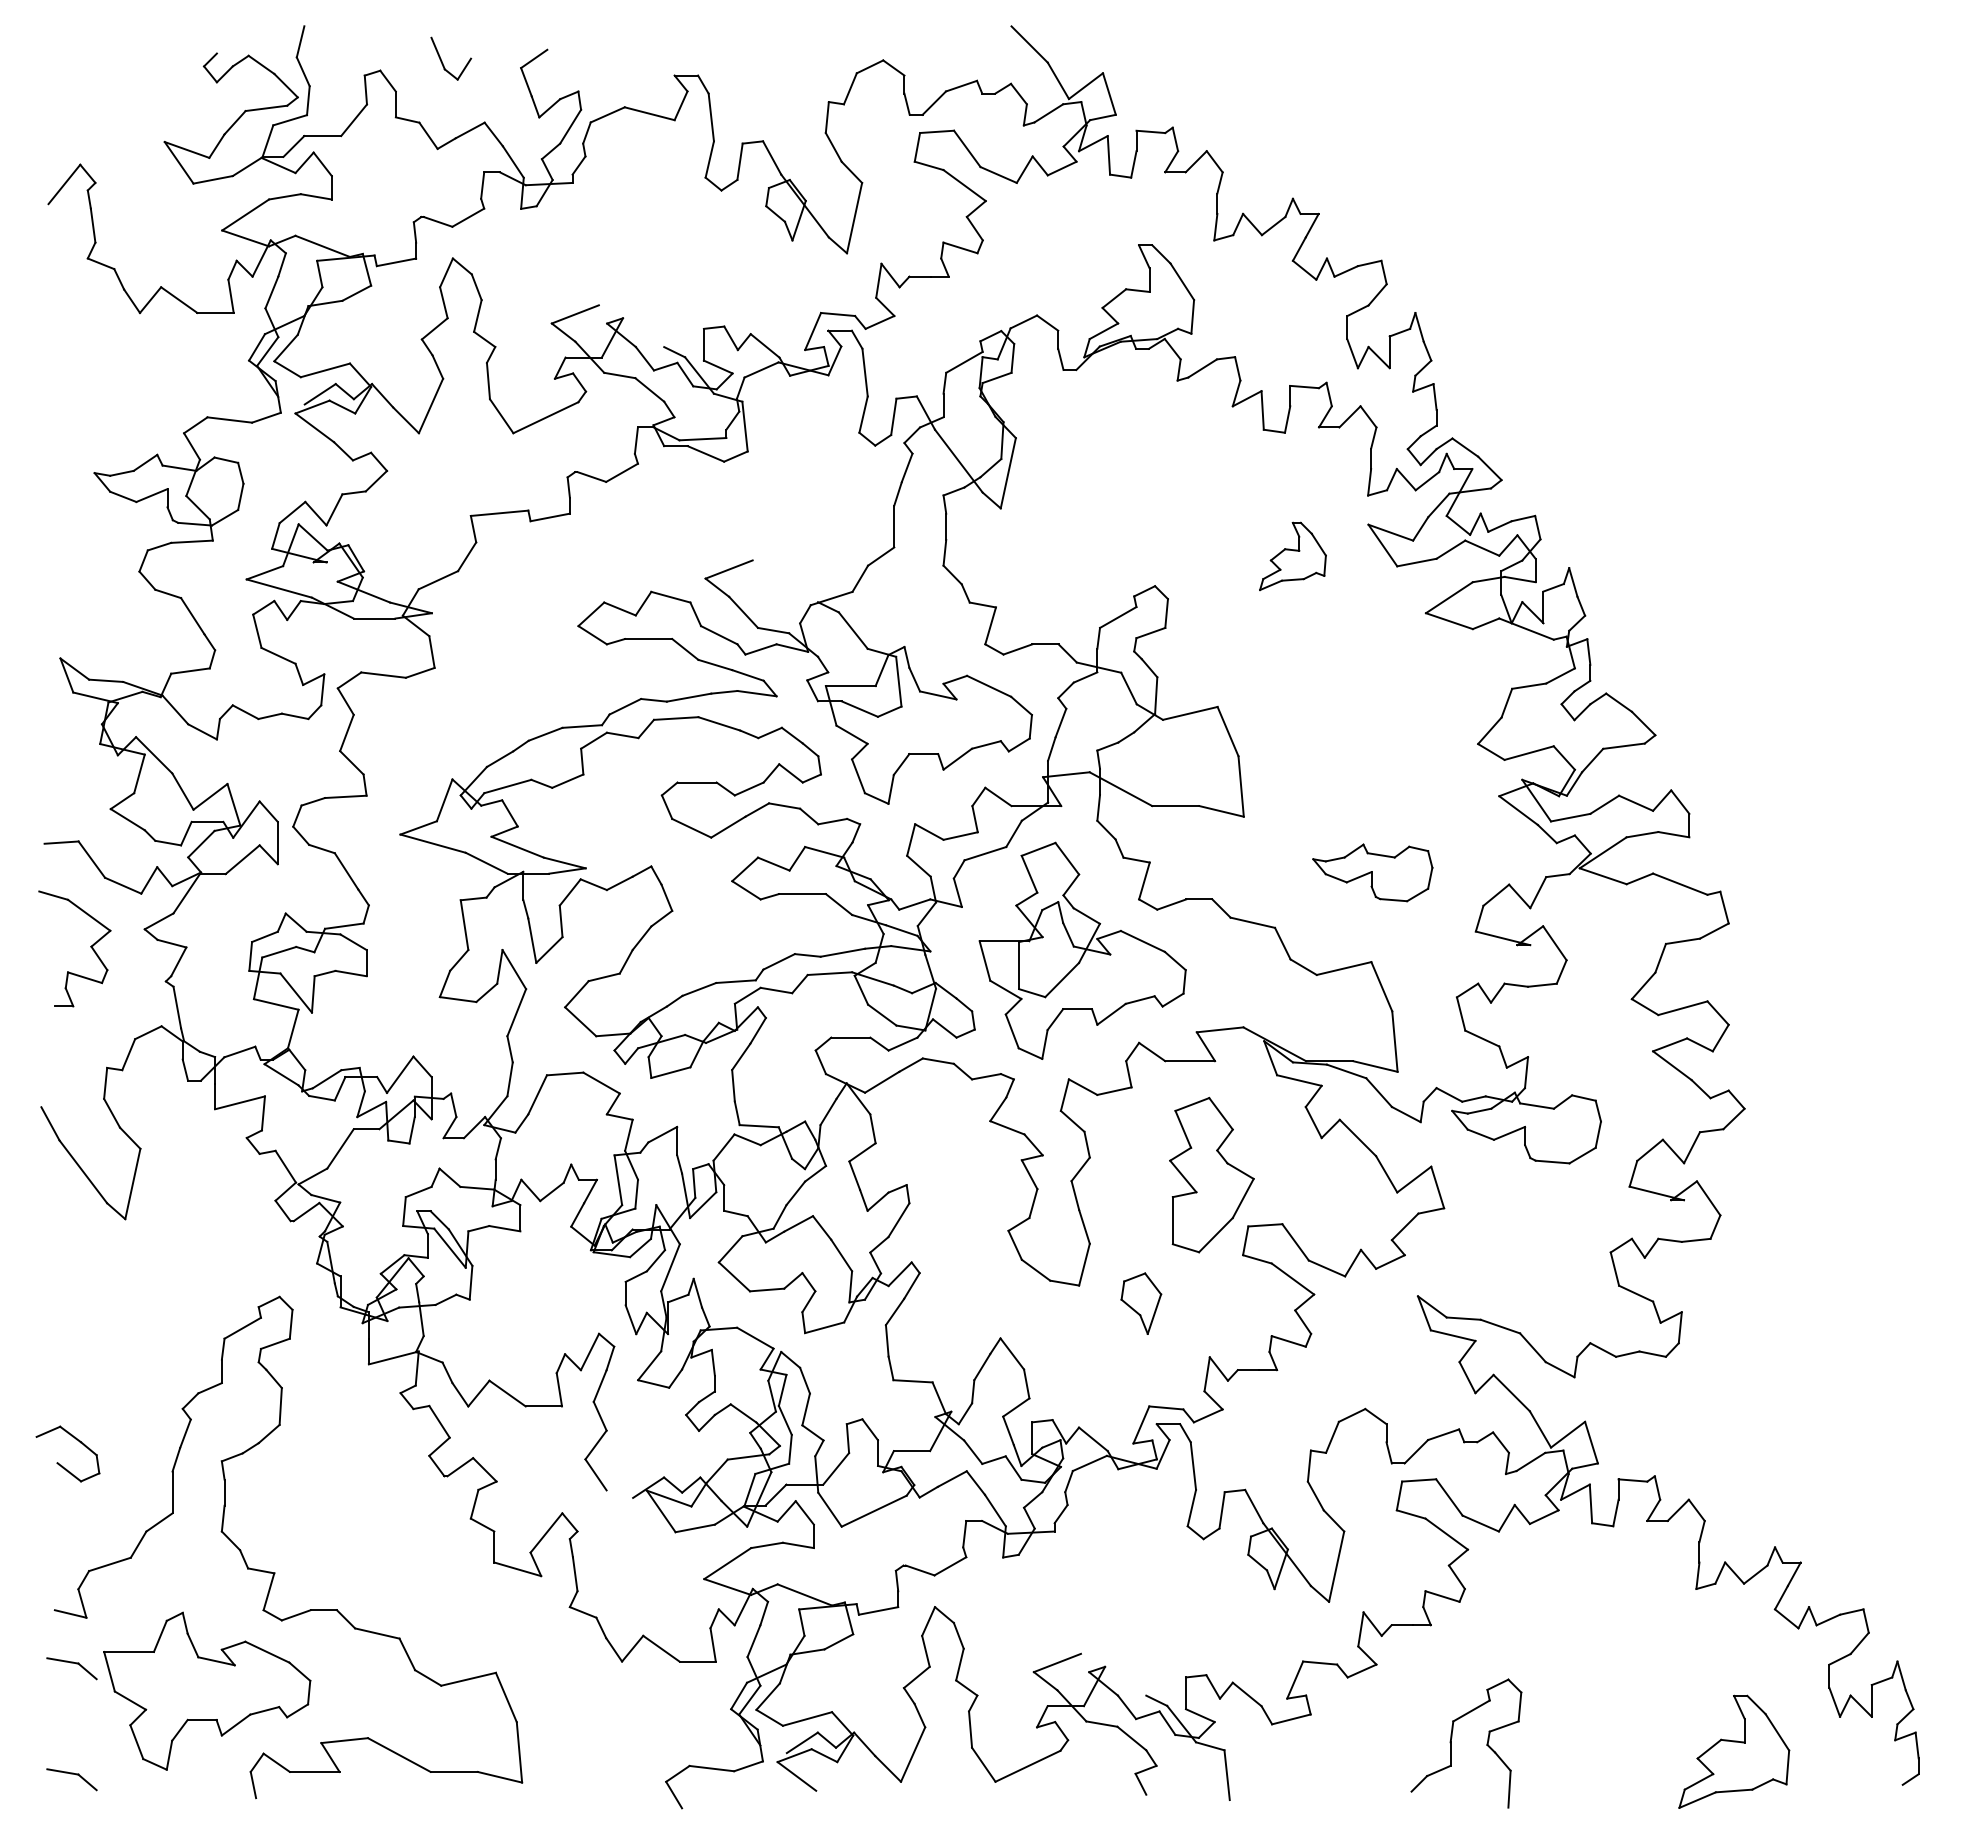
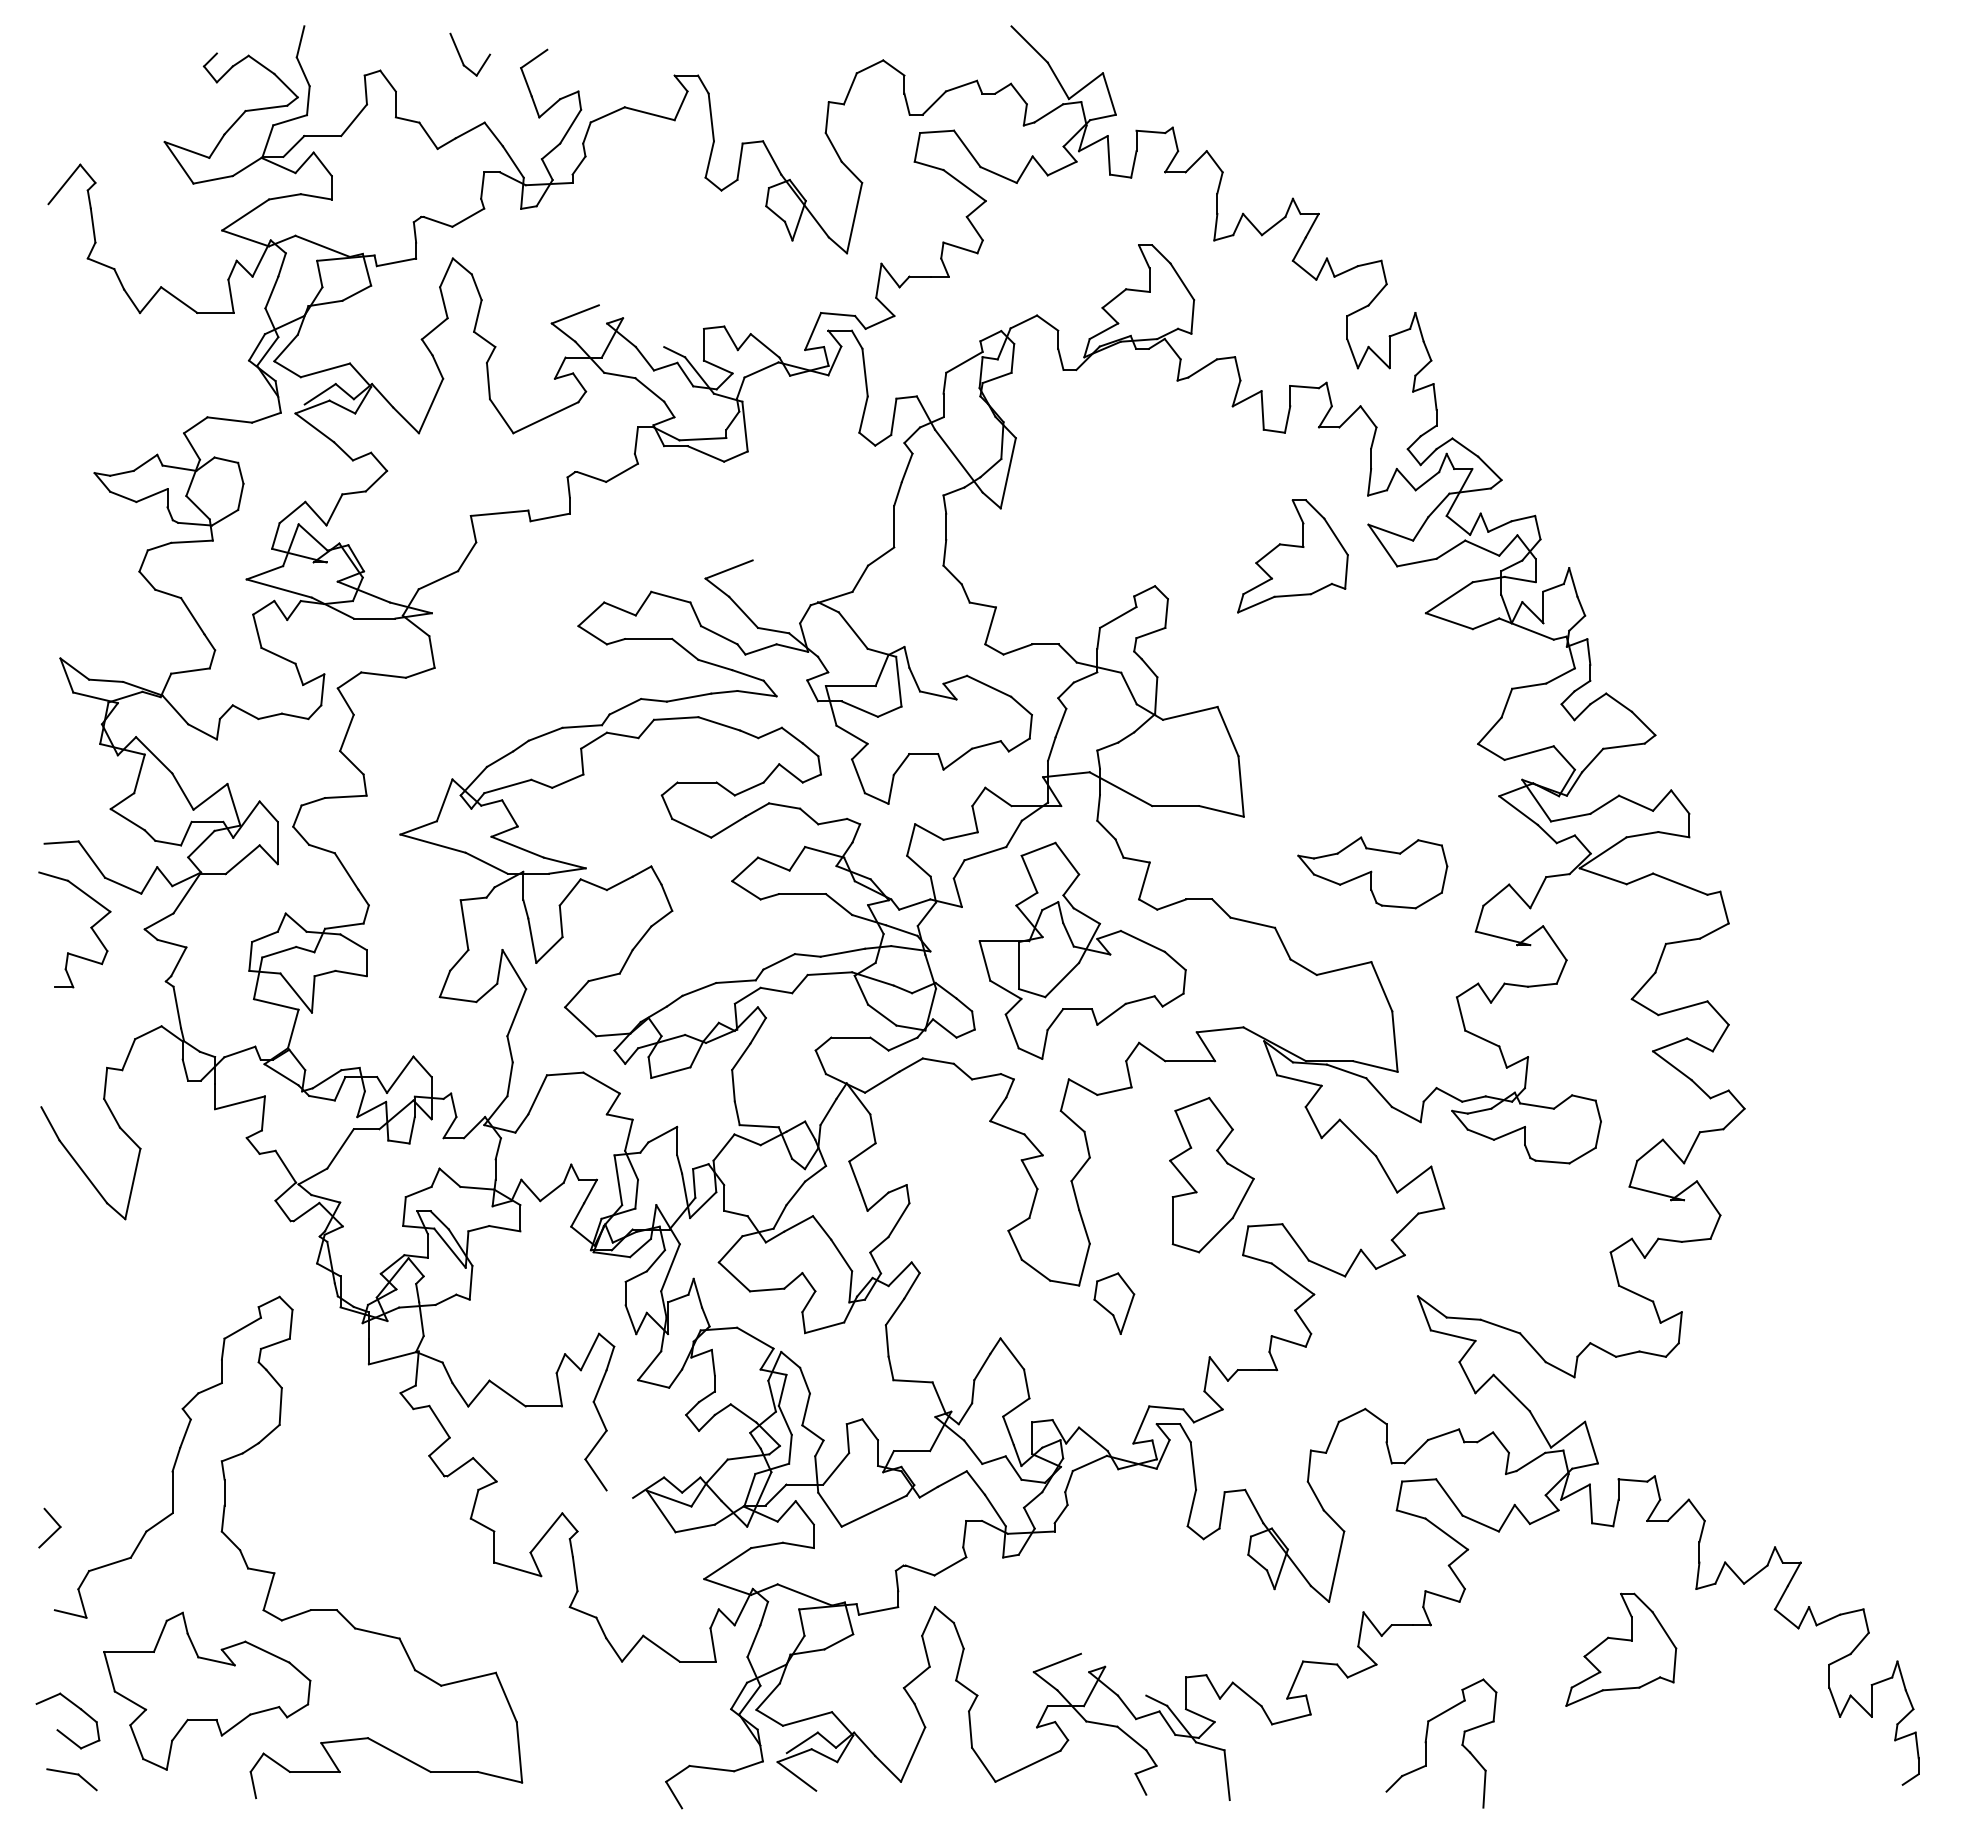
part position: (442, 60) -> (461, 56) (461, 56)
part size: 68x71 px -> 112x115 px (1292, 556)
part size: 122x60 px -> 152x74 px (1372, 872)
part position: (90, 947) -> (90, 928) (90, 928)
part position: (1141, 1303) -> (1114, 1303) (1114, 1303)
part position: (58, 1462) -> (58, 1729) (58, 1729)
part: none -> present (54, 1531)
part: present -> none (71, 1668)
part position: (1451, 1743) -> (1426, 1743) (1426, 1743)
part position: (1734, 1751) -> (1621, 1649) (1621, 1649)
